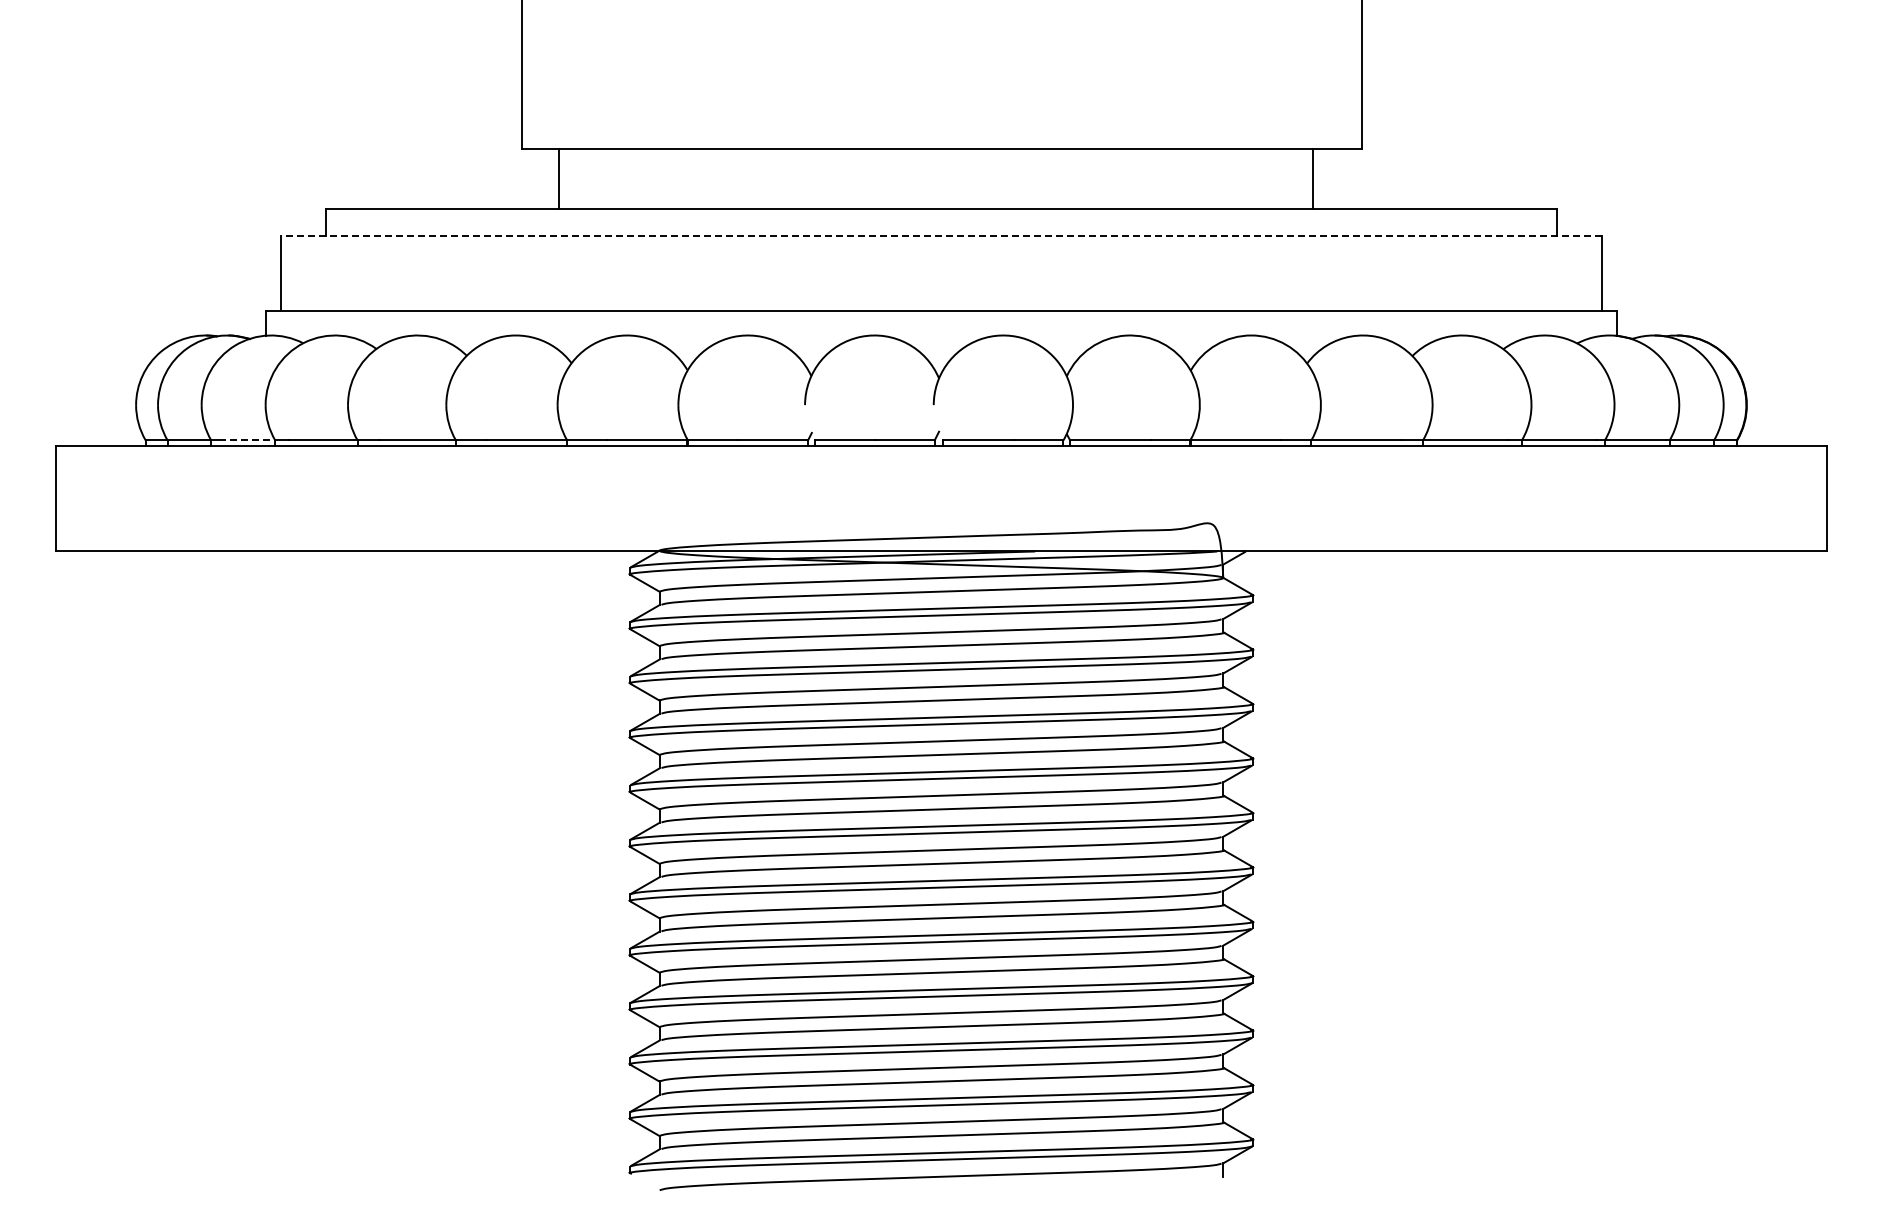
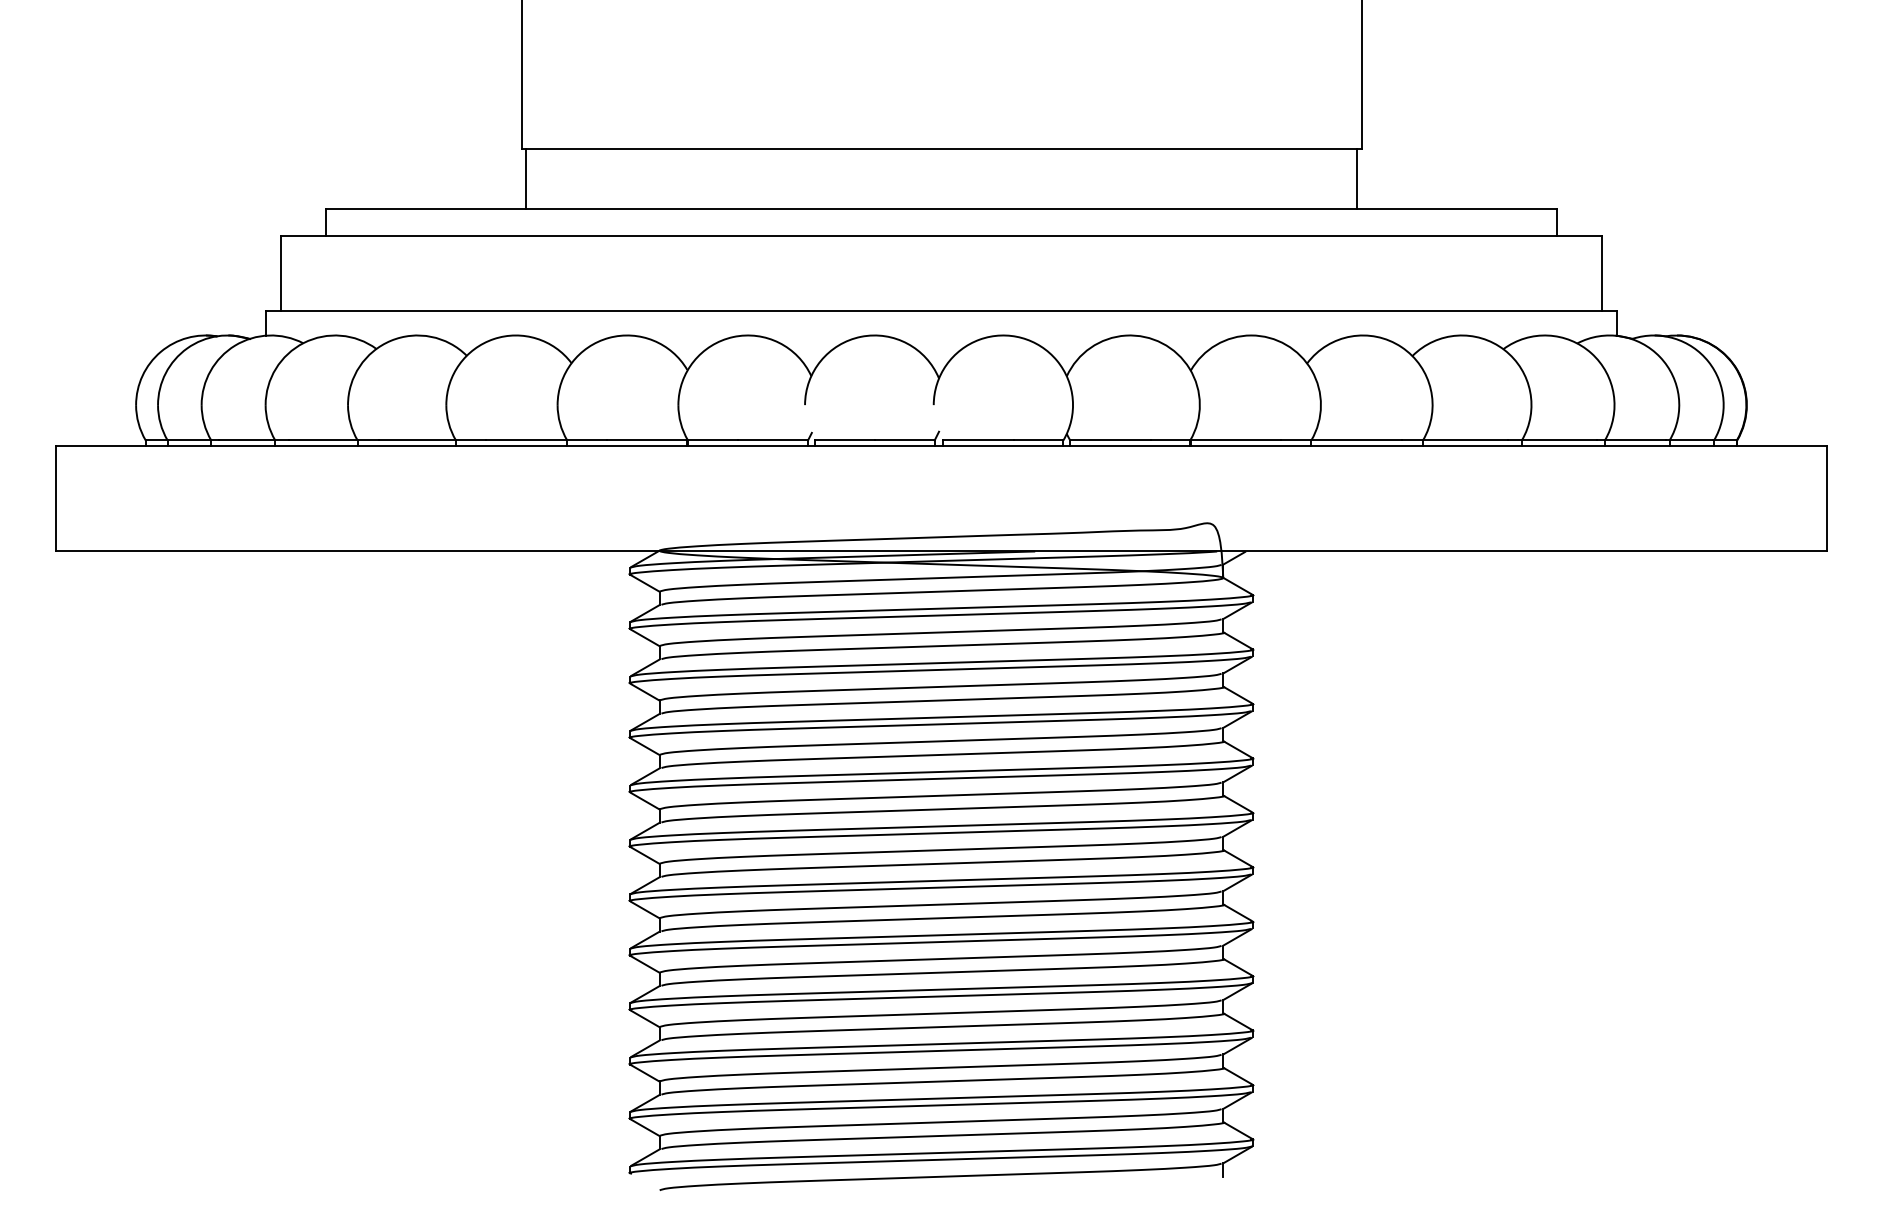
line position: (558, 179) -> (525, 179) (525, 179)
line position: (1313, 179) -> (1357, 179) (1357, 179)
line: dashed -> solid (941, 236)
line: dashed -> solid (247, 440)
